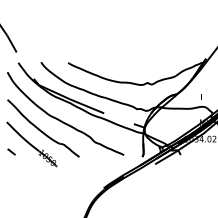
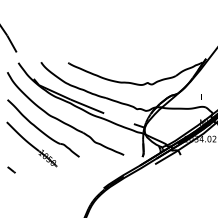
part position: (11, 151) -> (11, 169) (11, 169)
